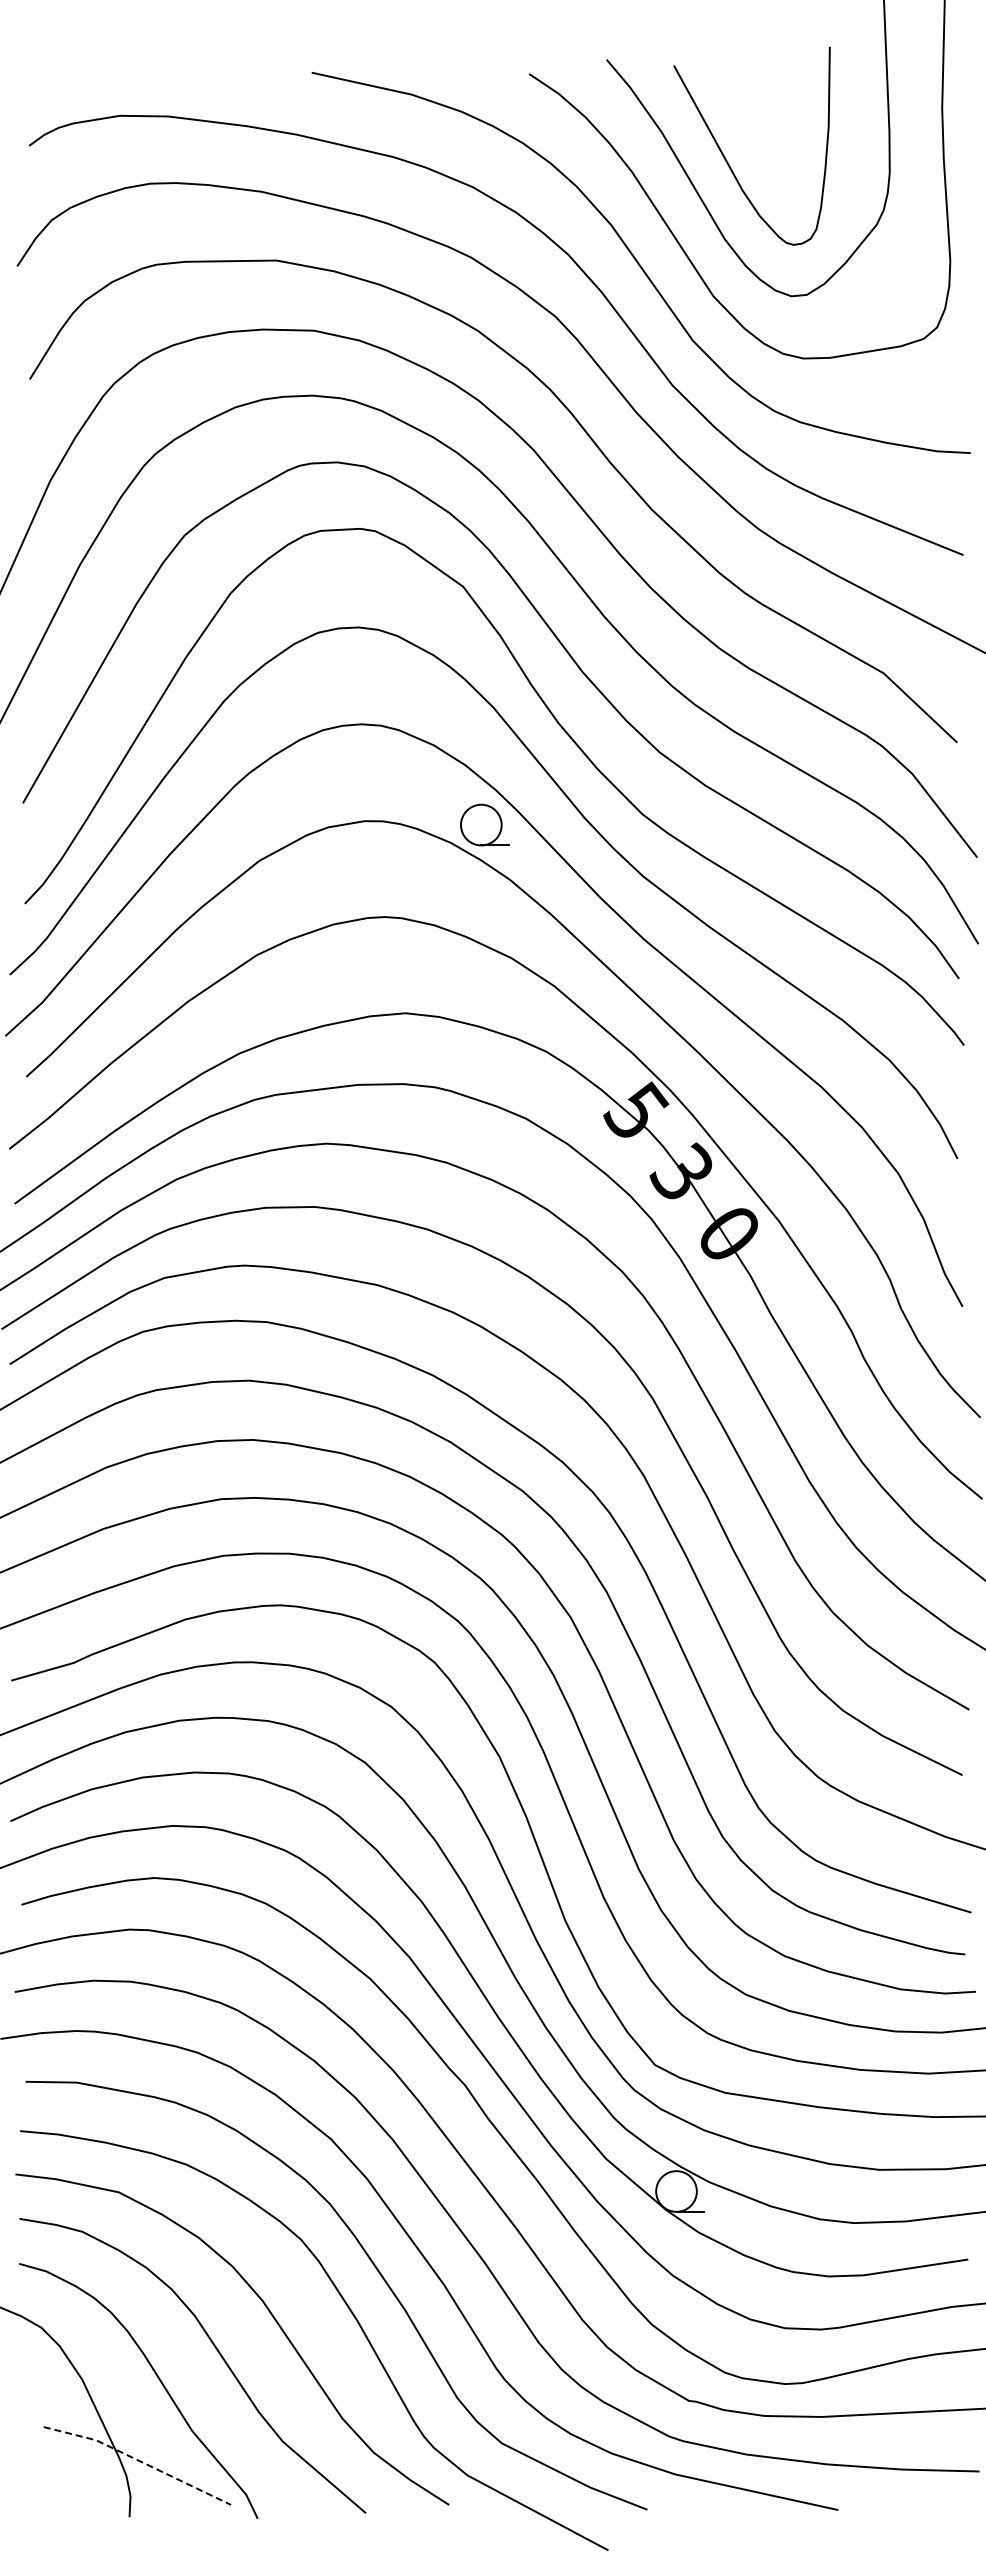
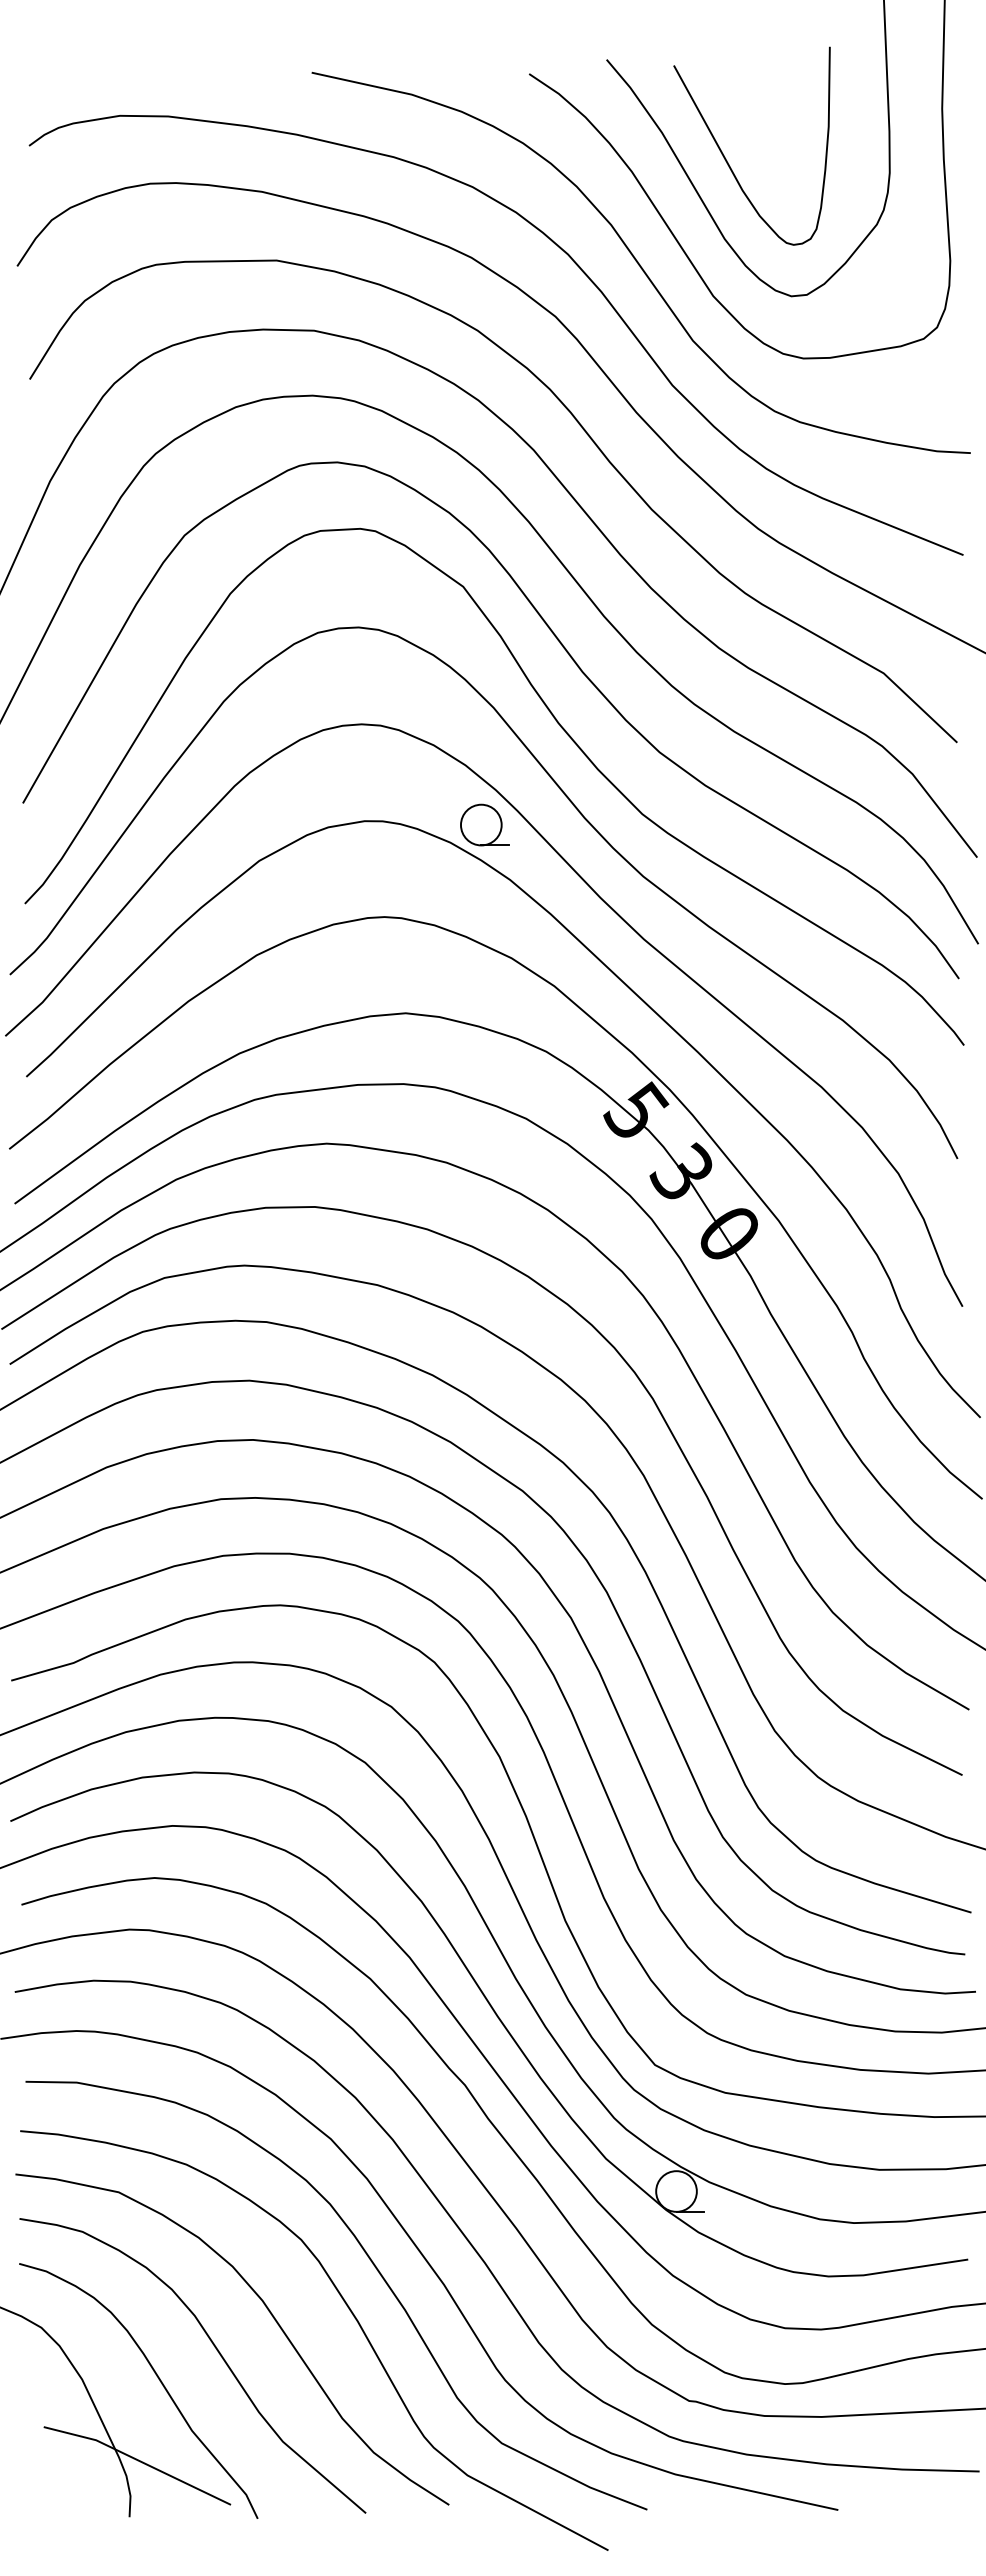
line: dashed -> solid (138, 2460)
